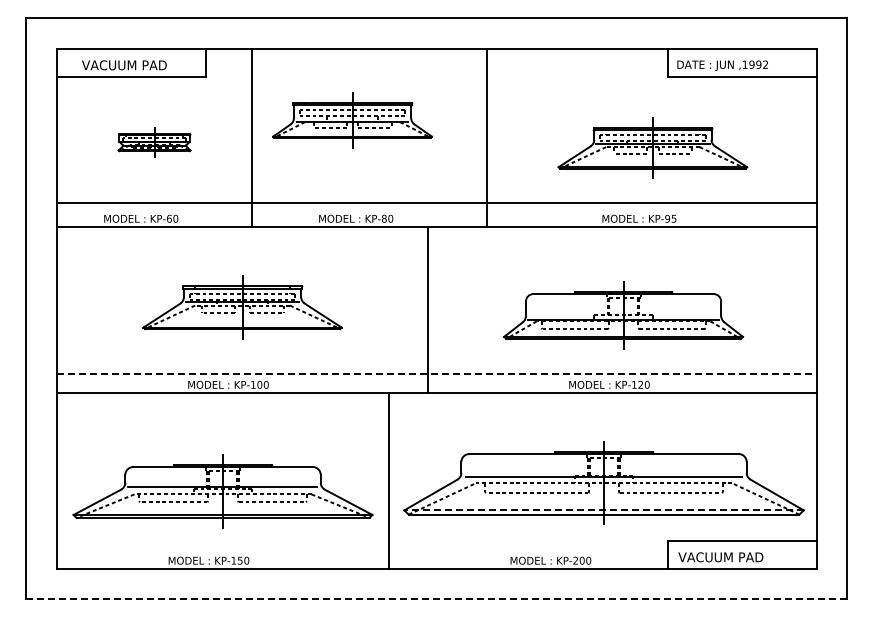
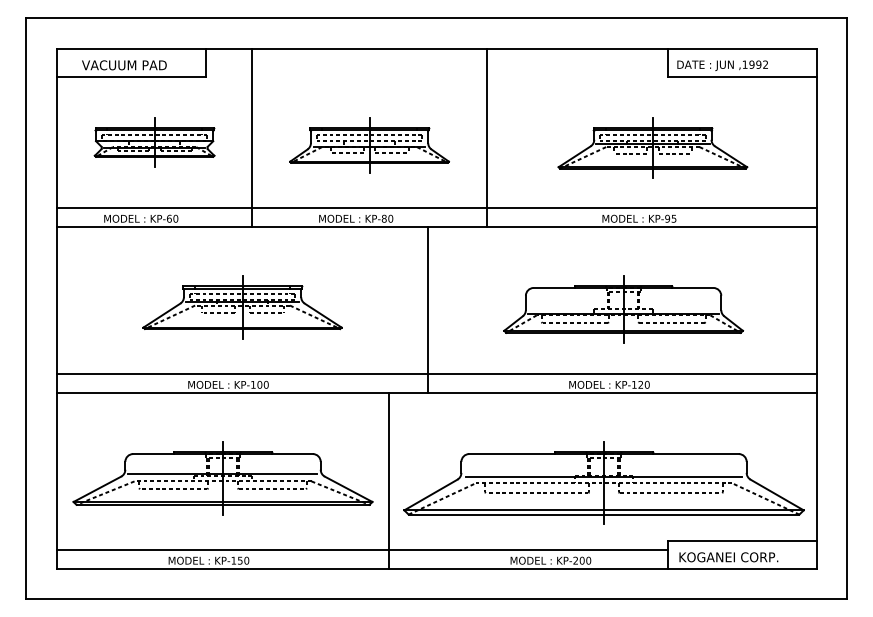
part position: (352, 120) -> (369, 145) (369, 145)
part size: 75x31 px -> 123x51 px (154, 142)
line position: (436, 202) -> (436, 207) (436, 207)
part position: (623, 315) -> (623, 309) (623, 309)
line: dashed -> solid (437, 373)
part position: (222, 491) -> (222, 478) (222, 478)
line: dashed -> solid (604, 510)
line: none -> present (362, 549)
text: VACUUM PAD -> KOGANEI CORP. (728, 557)
line: dashed -> solid (436, 598)
